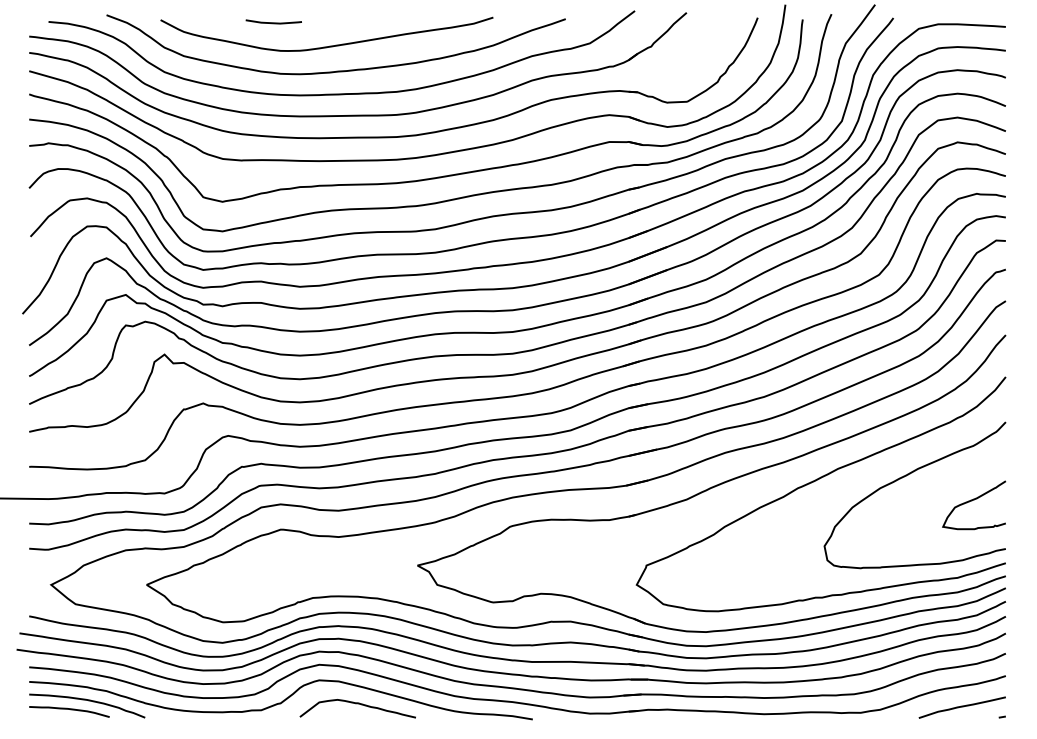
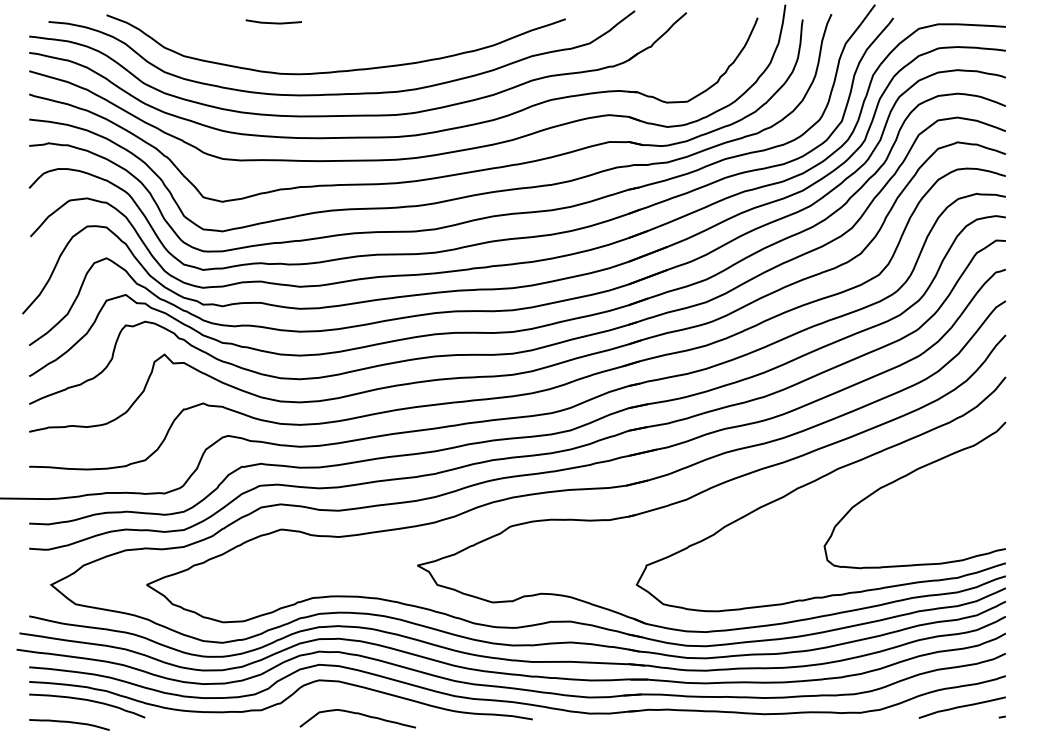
curve: present -> none (329, 45)
curve: present -> none (972, 501)
curve position: (357, 704) -> (357, 714) (357, 714)
curve position: (70, 710) -> (70, 723) (70, 723)
